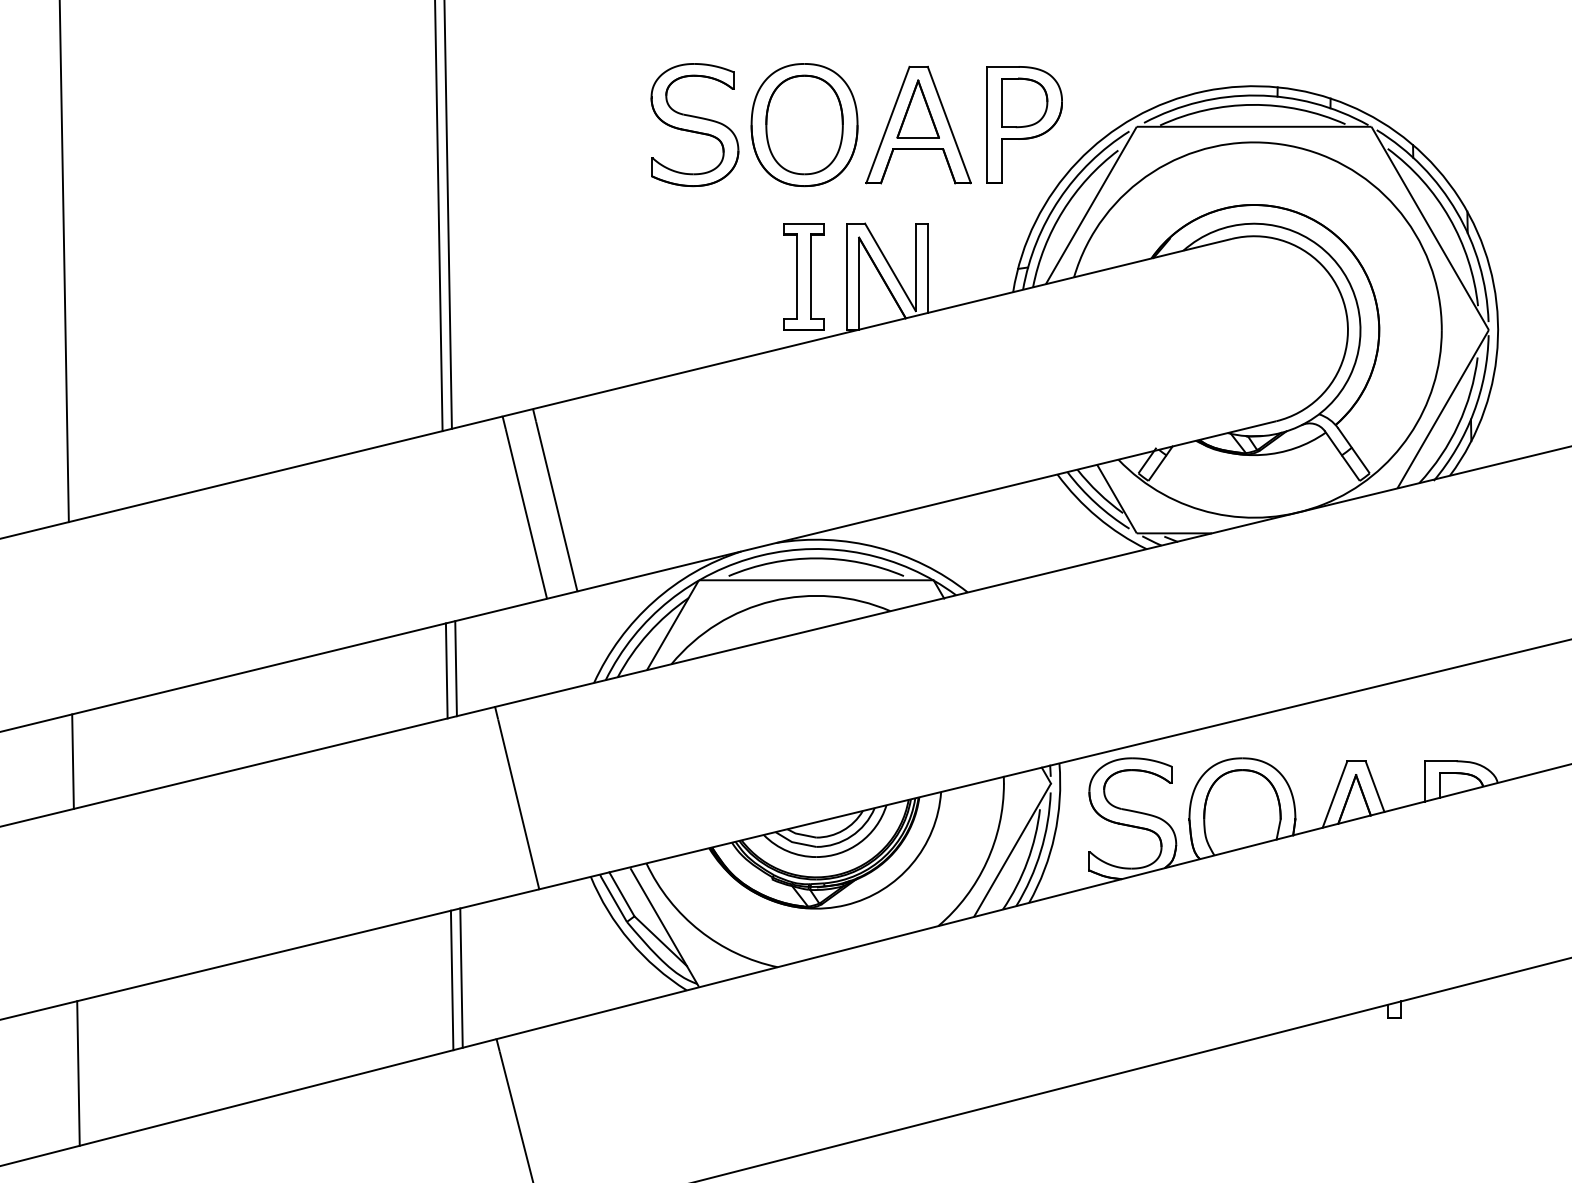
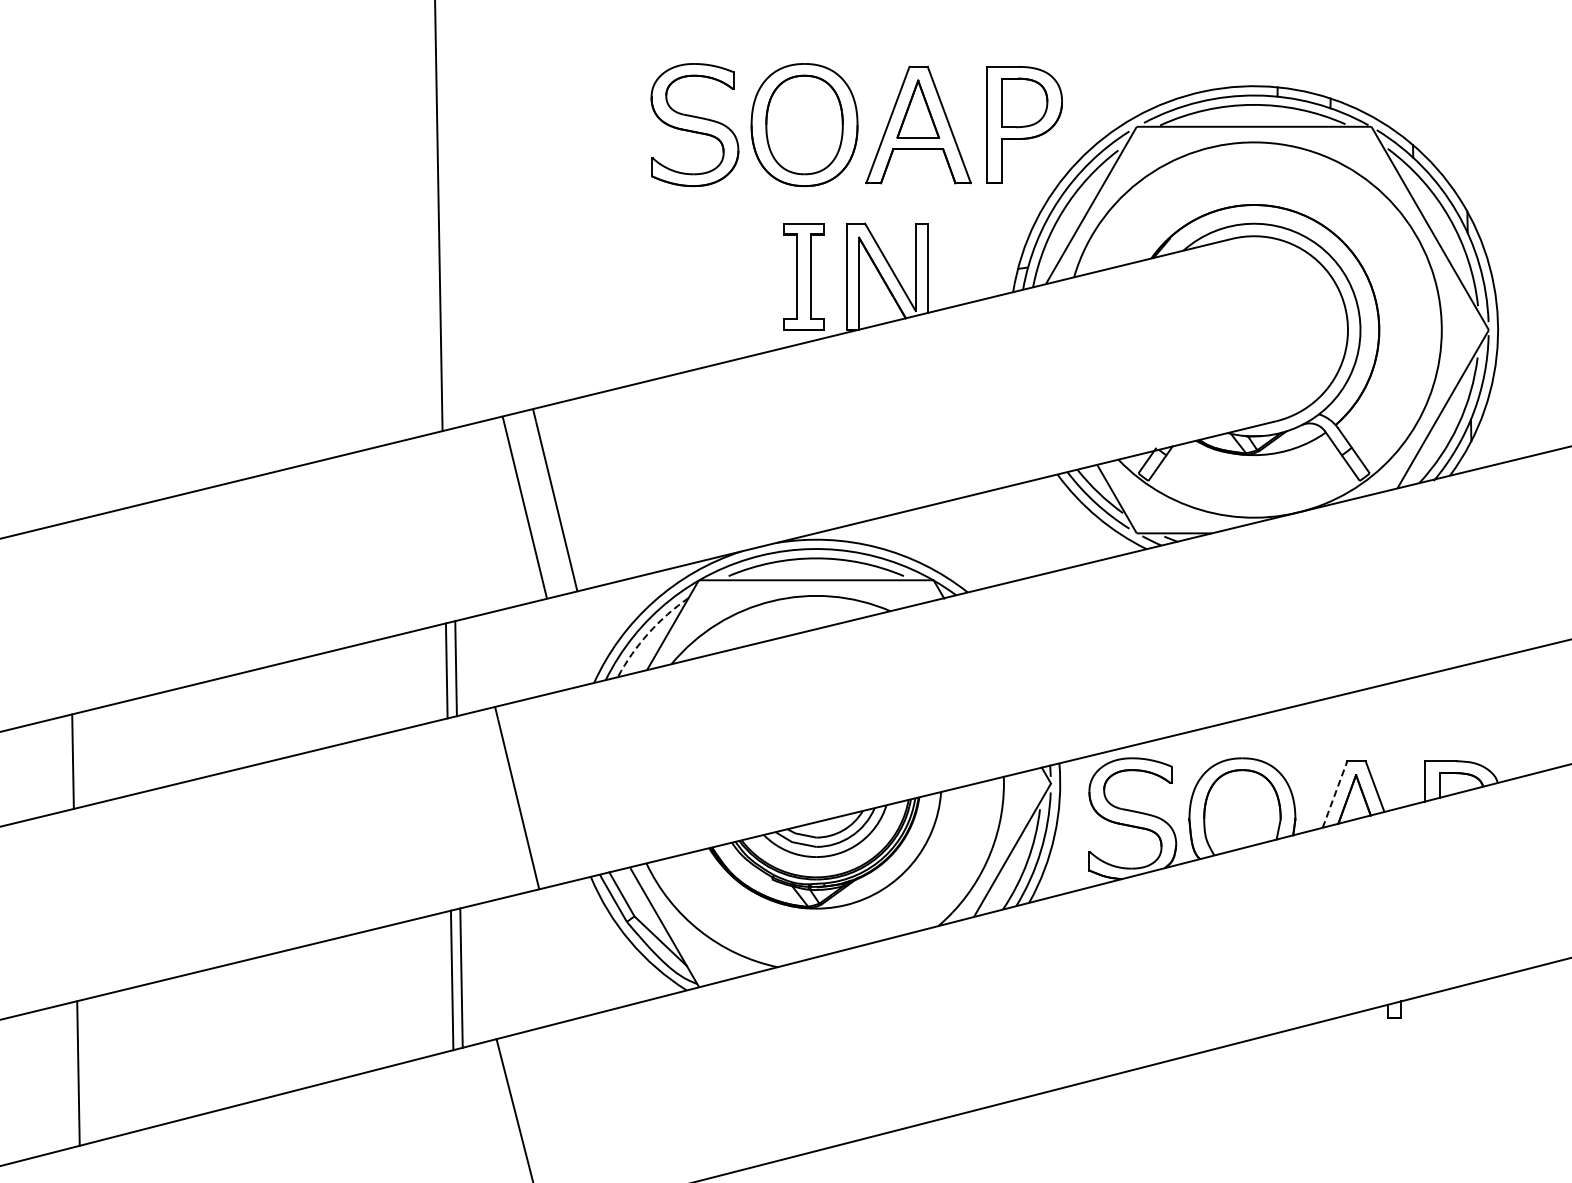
line: present -> none (447, 215)
line: present -> none (63, 262)
arc: solid -> dashed (648, 633)
line: solid -> dashed (1335, 794)
